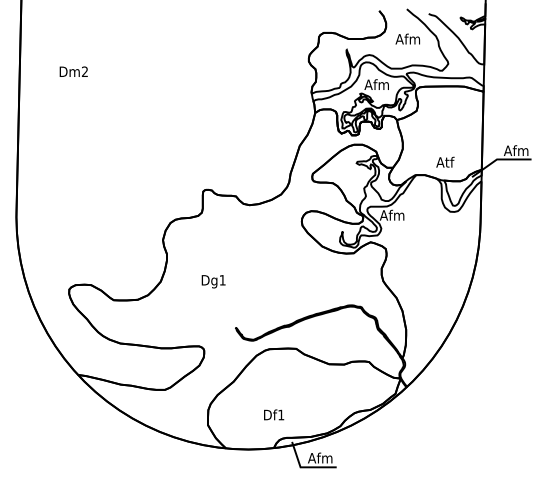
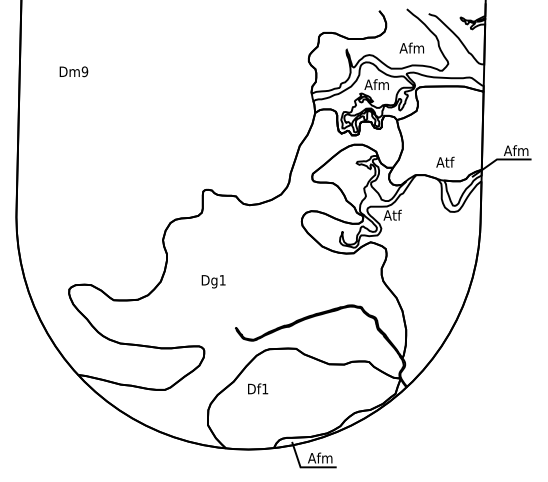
text position: (407, 38) -> (411, 47) (411, 47)
text: Dm2 -> Dm9 (84, 71)
text: Afm -> Atf (391, 214)
text position: (274, 414) -> (258, 388) (258, 388)
